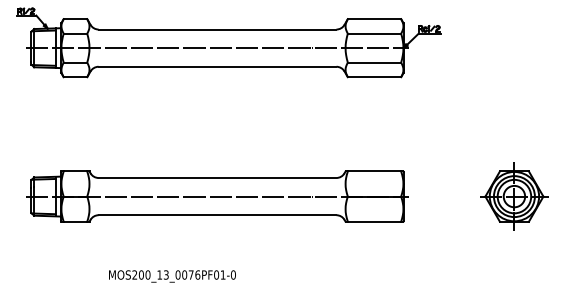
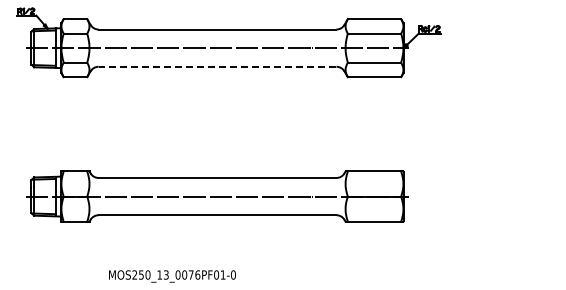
line: solid -> dashed (217, 66)
part: present -> none (514, 196)
text: MOS200_13_0076PF01-0 -> MOS250_13_0076PF01-0 (141, 274)
